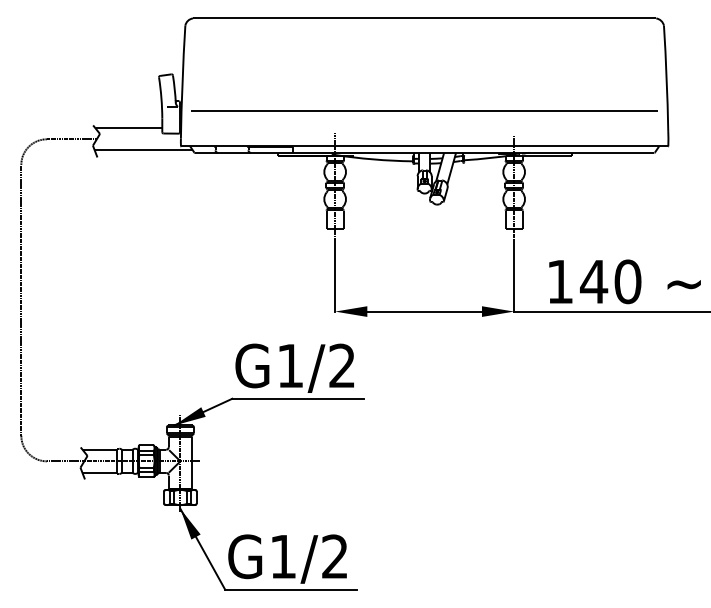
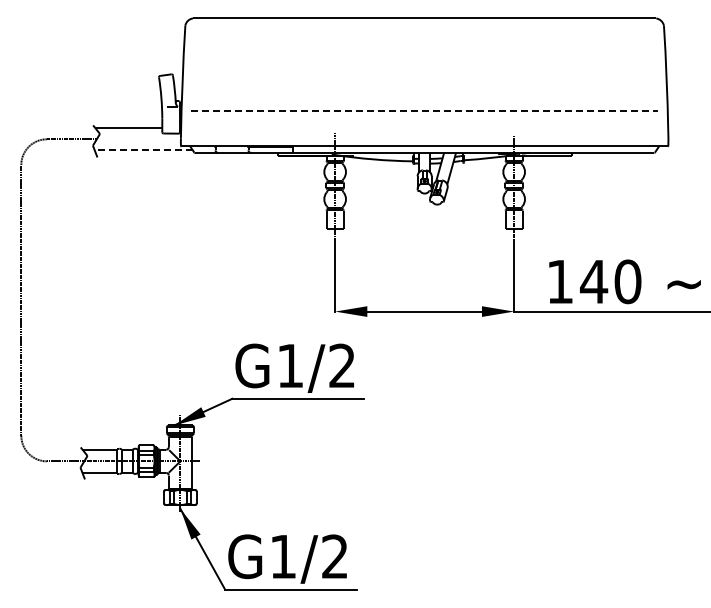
line: solid -> dashed (425, 111)
line: solid -> dashed (143, 150)
